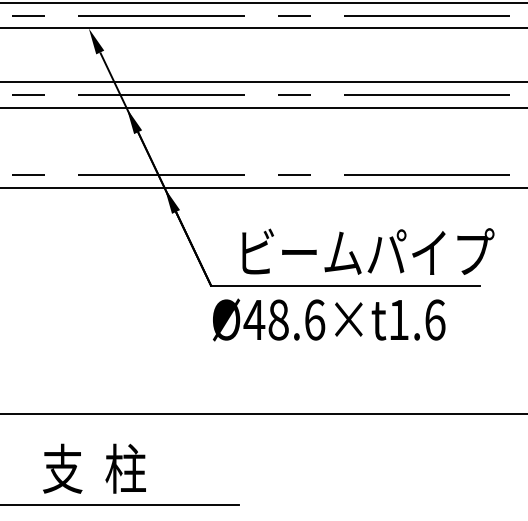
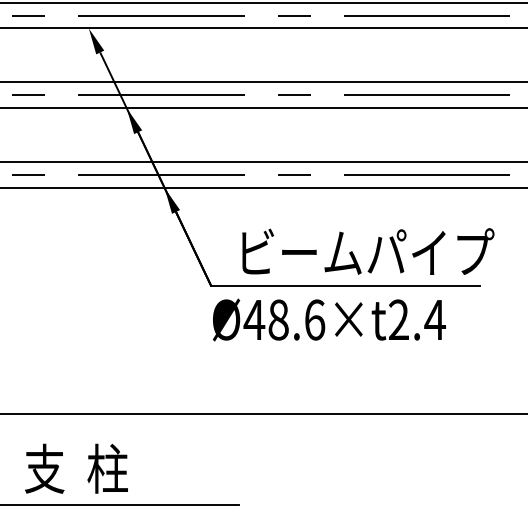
line: none -> present (263, 162)
text: Ø48.6×t1.6 -> Ø48.6×t2.4 (417, 319)
text position: (94, 468) -> (76, 468) (76, 468)
